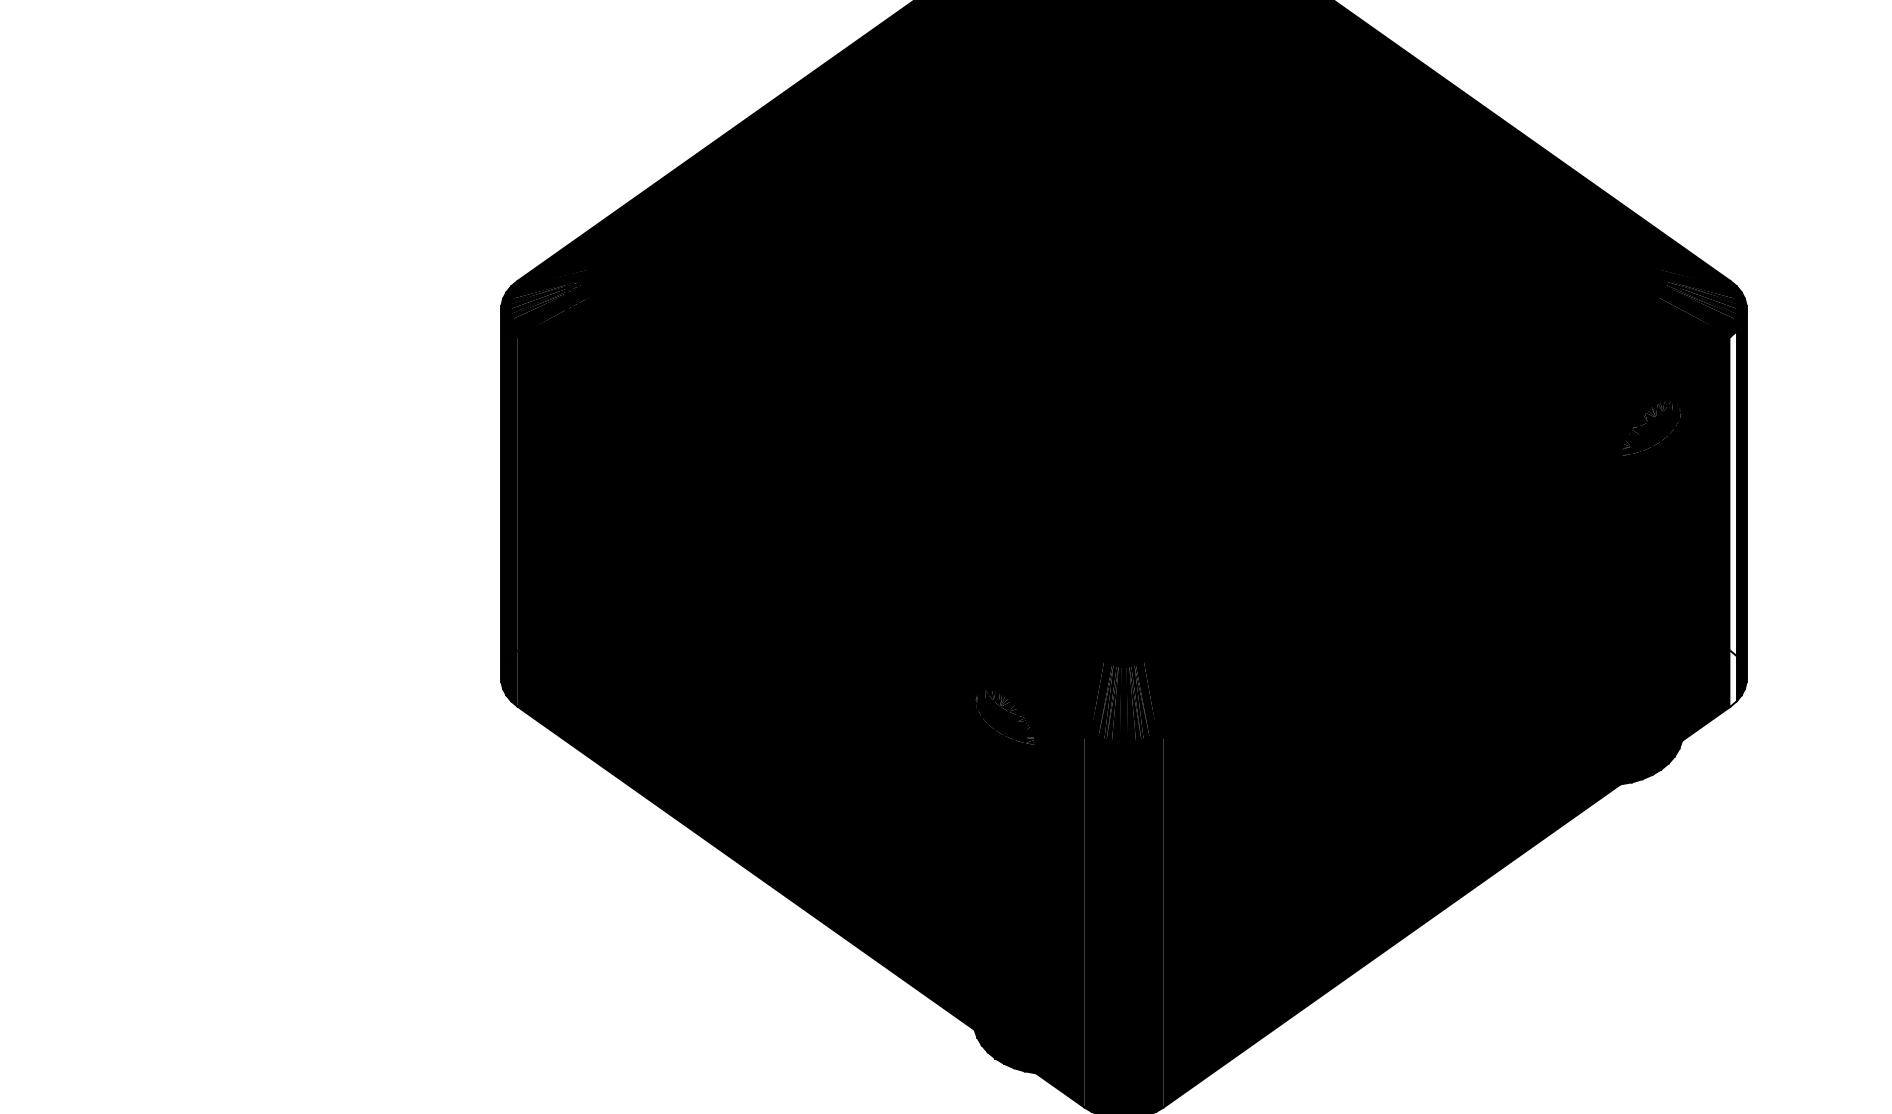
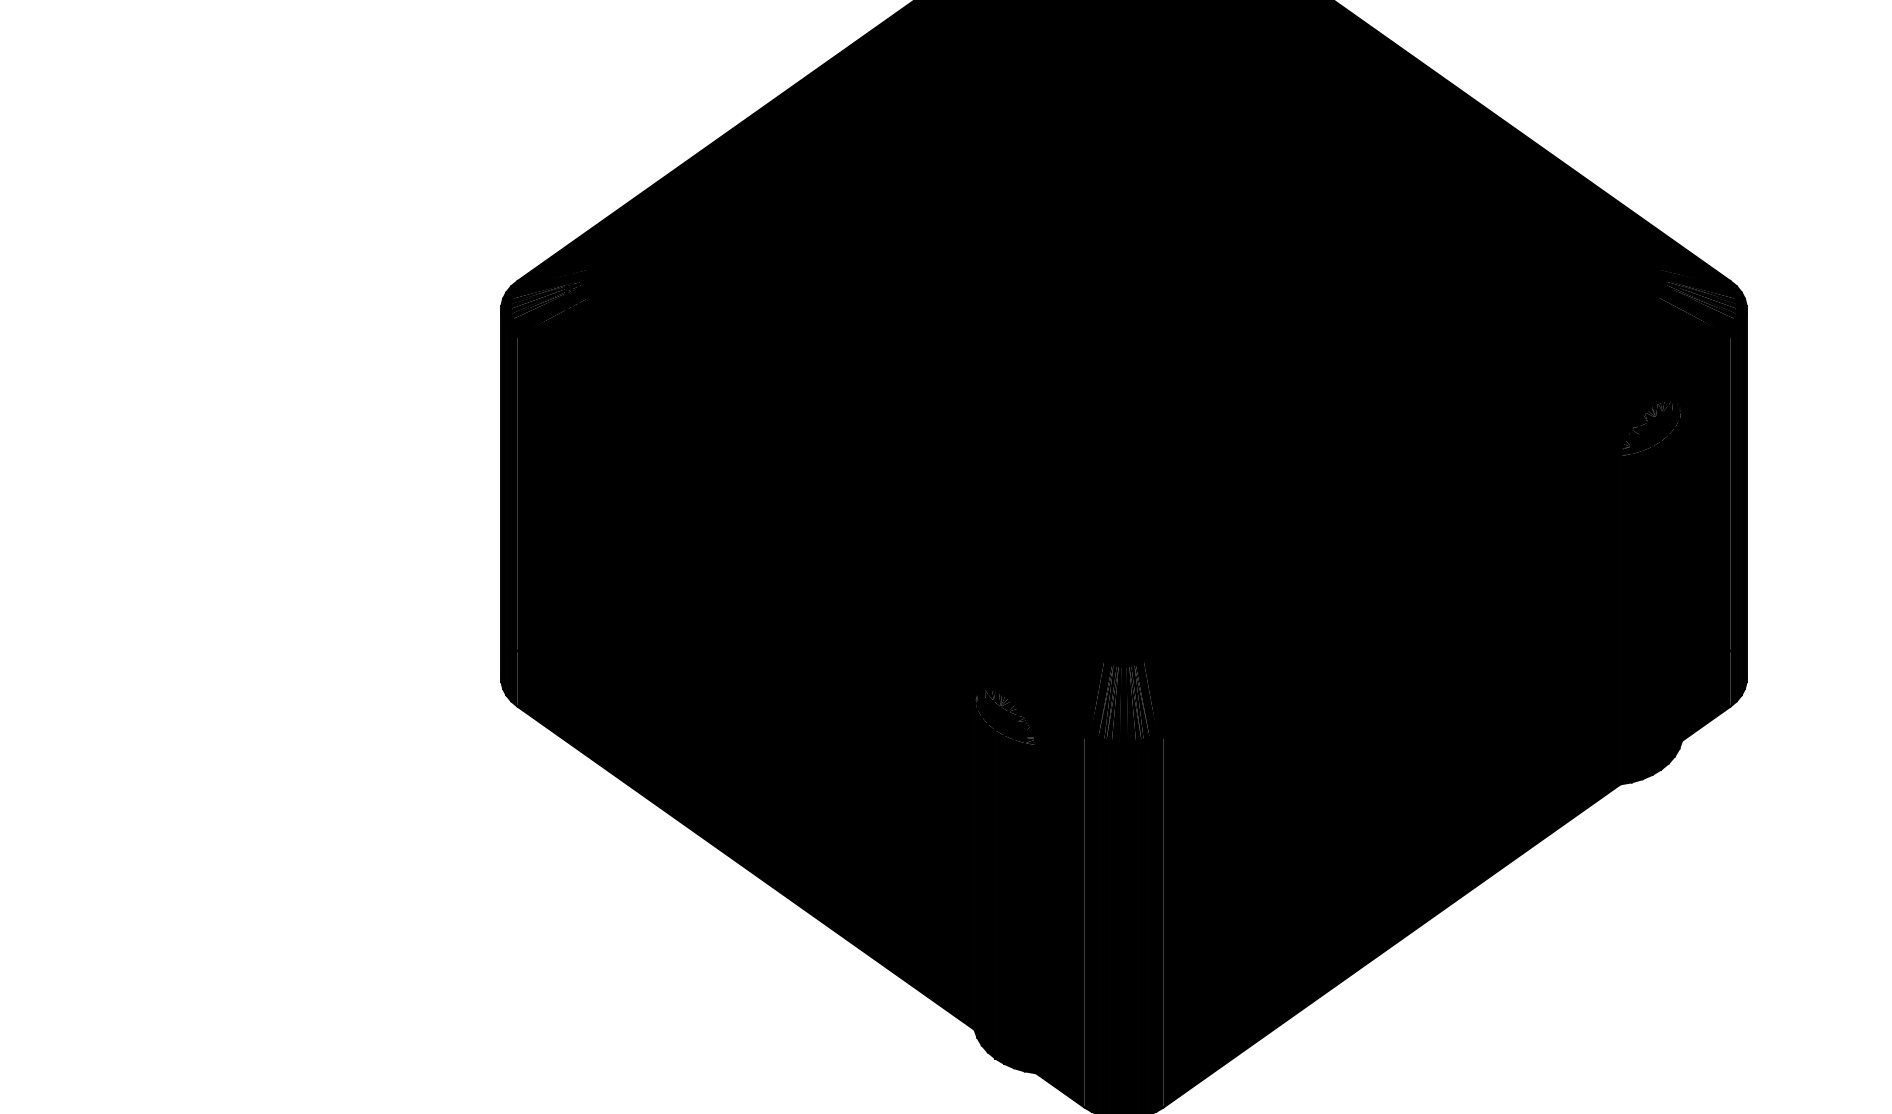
fill: none -> present (1733, 518)
